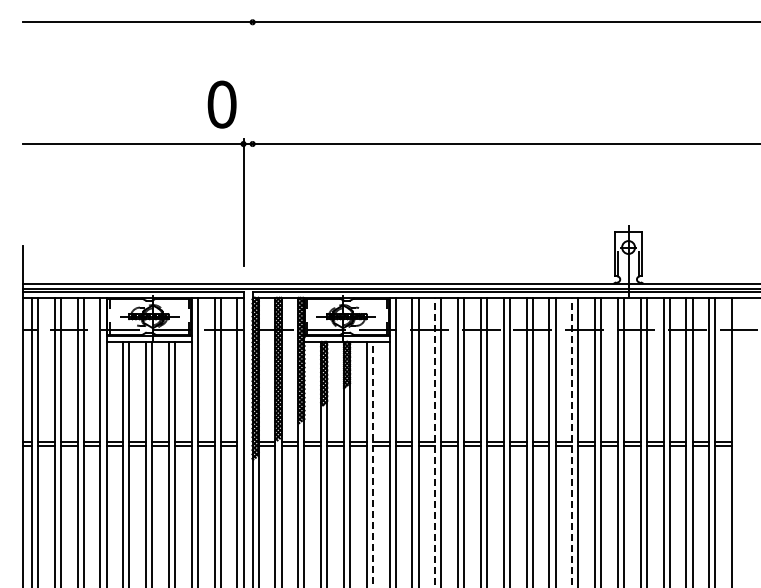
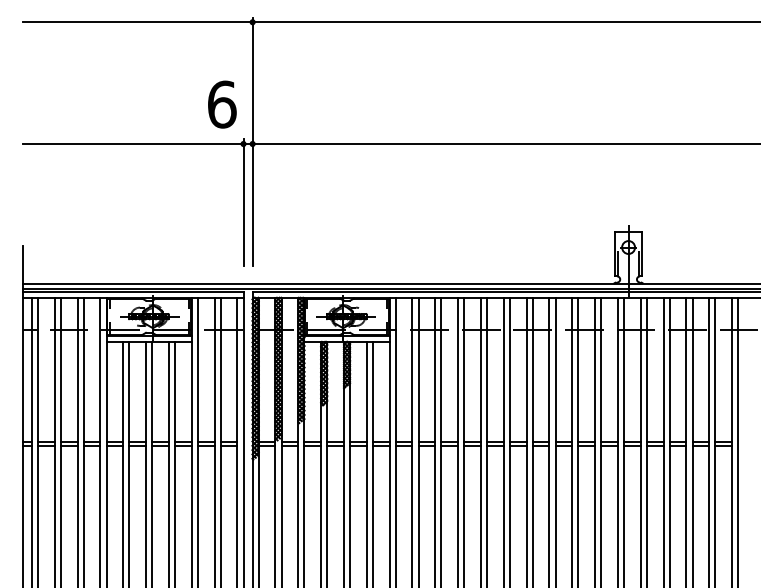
text: 0 -> 6 (221, 104)
line: none -> present (252, 141)
line: none -> present (738, 440)
line: dashed -> solid (435, 442)
line: dashed -> solid (572, 442)
line: dashed -> solid (372, 464)
